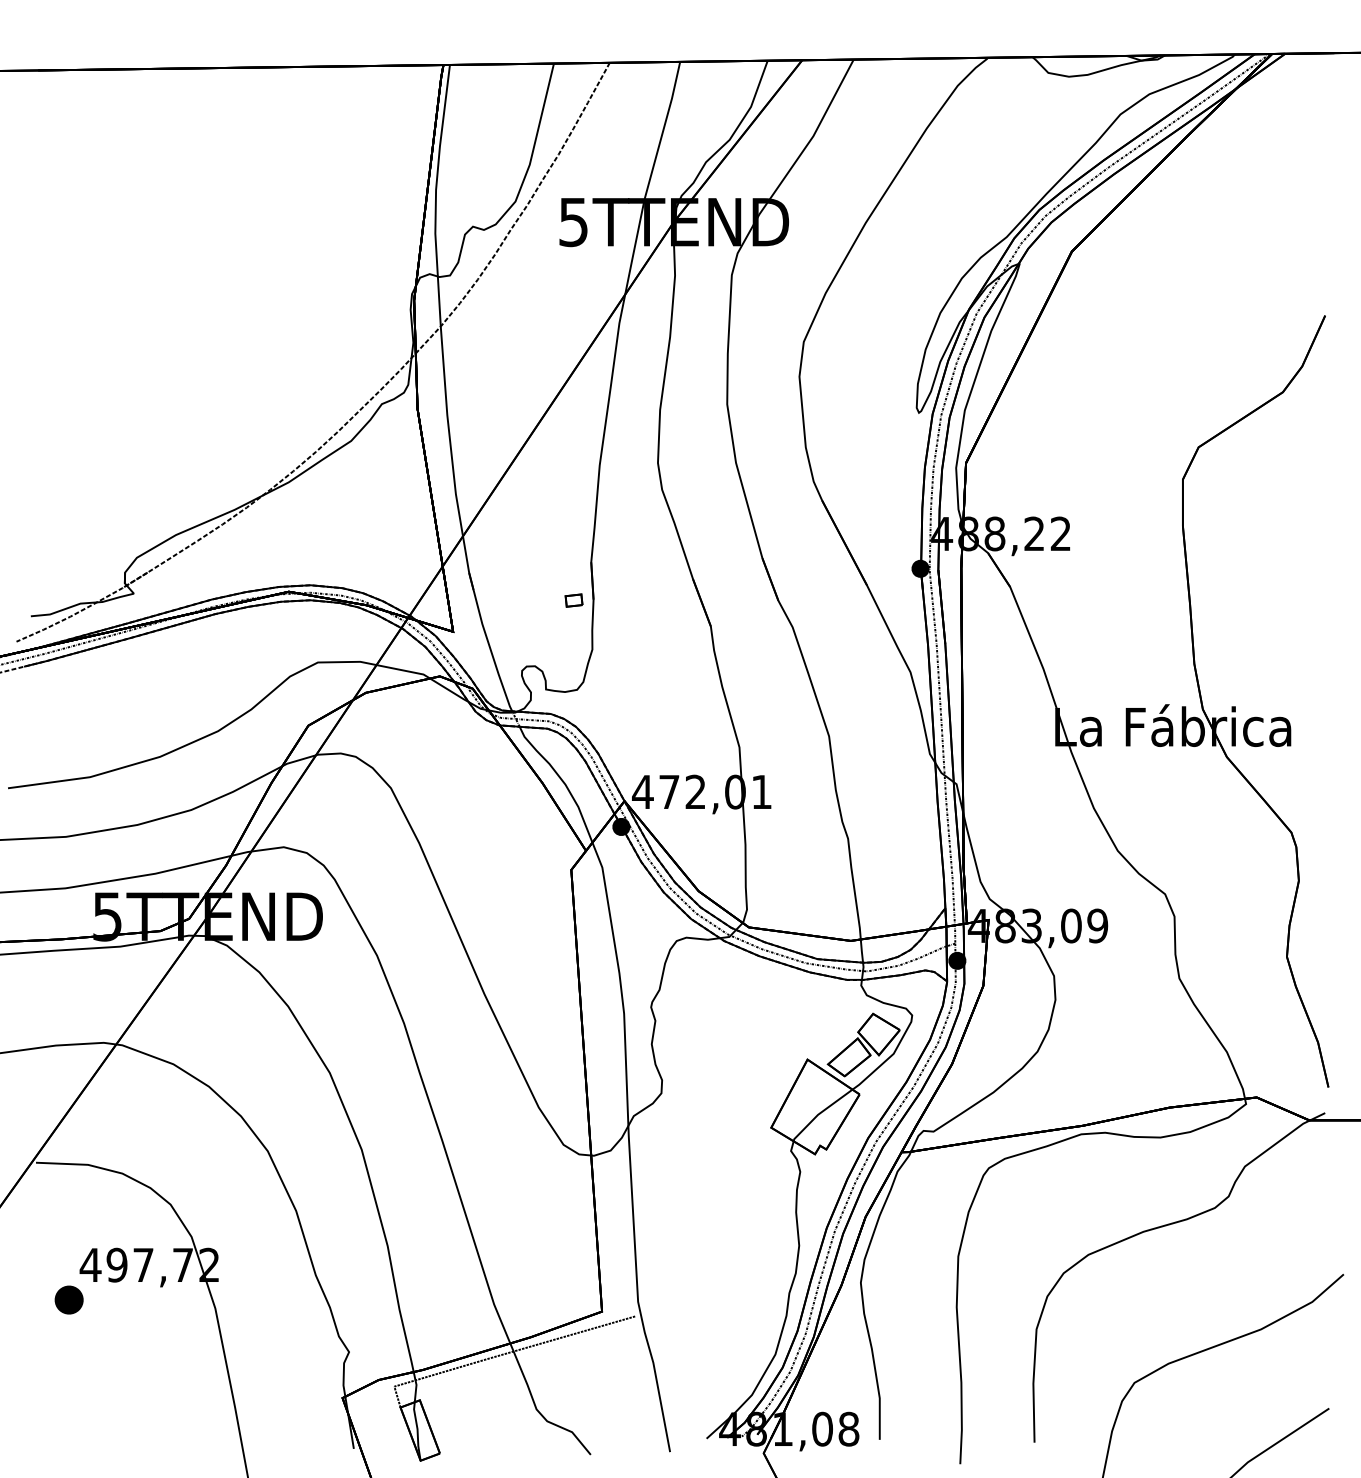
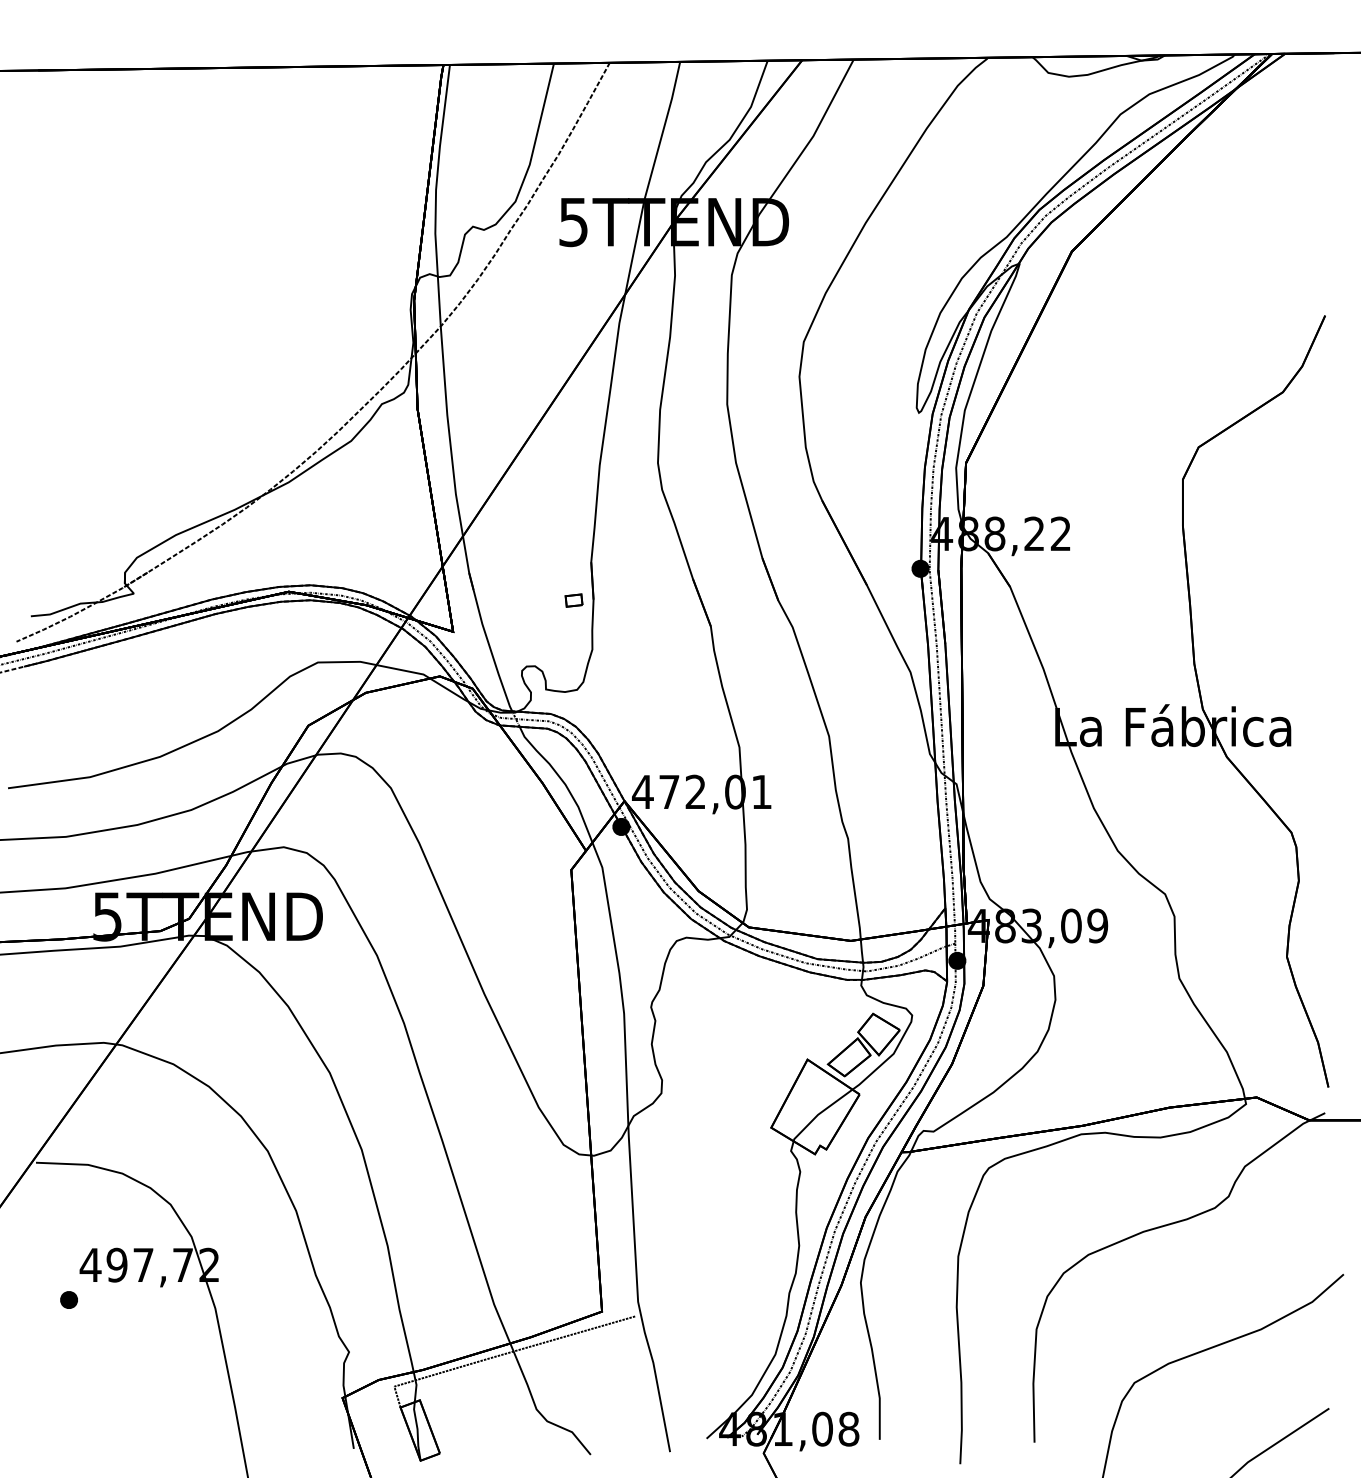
part size: 30x30 px -> 18x18 px (68, 1299)
